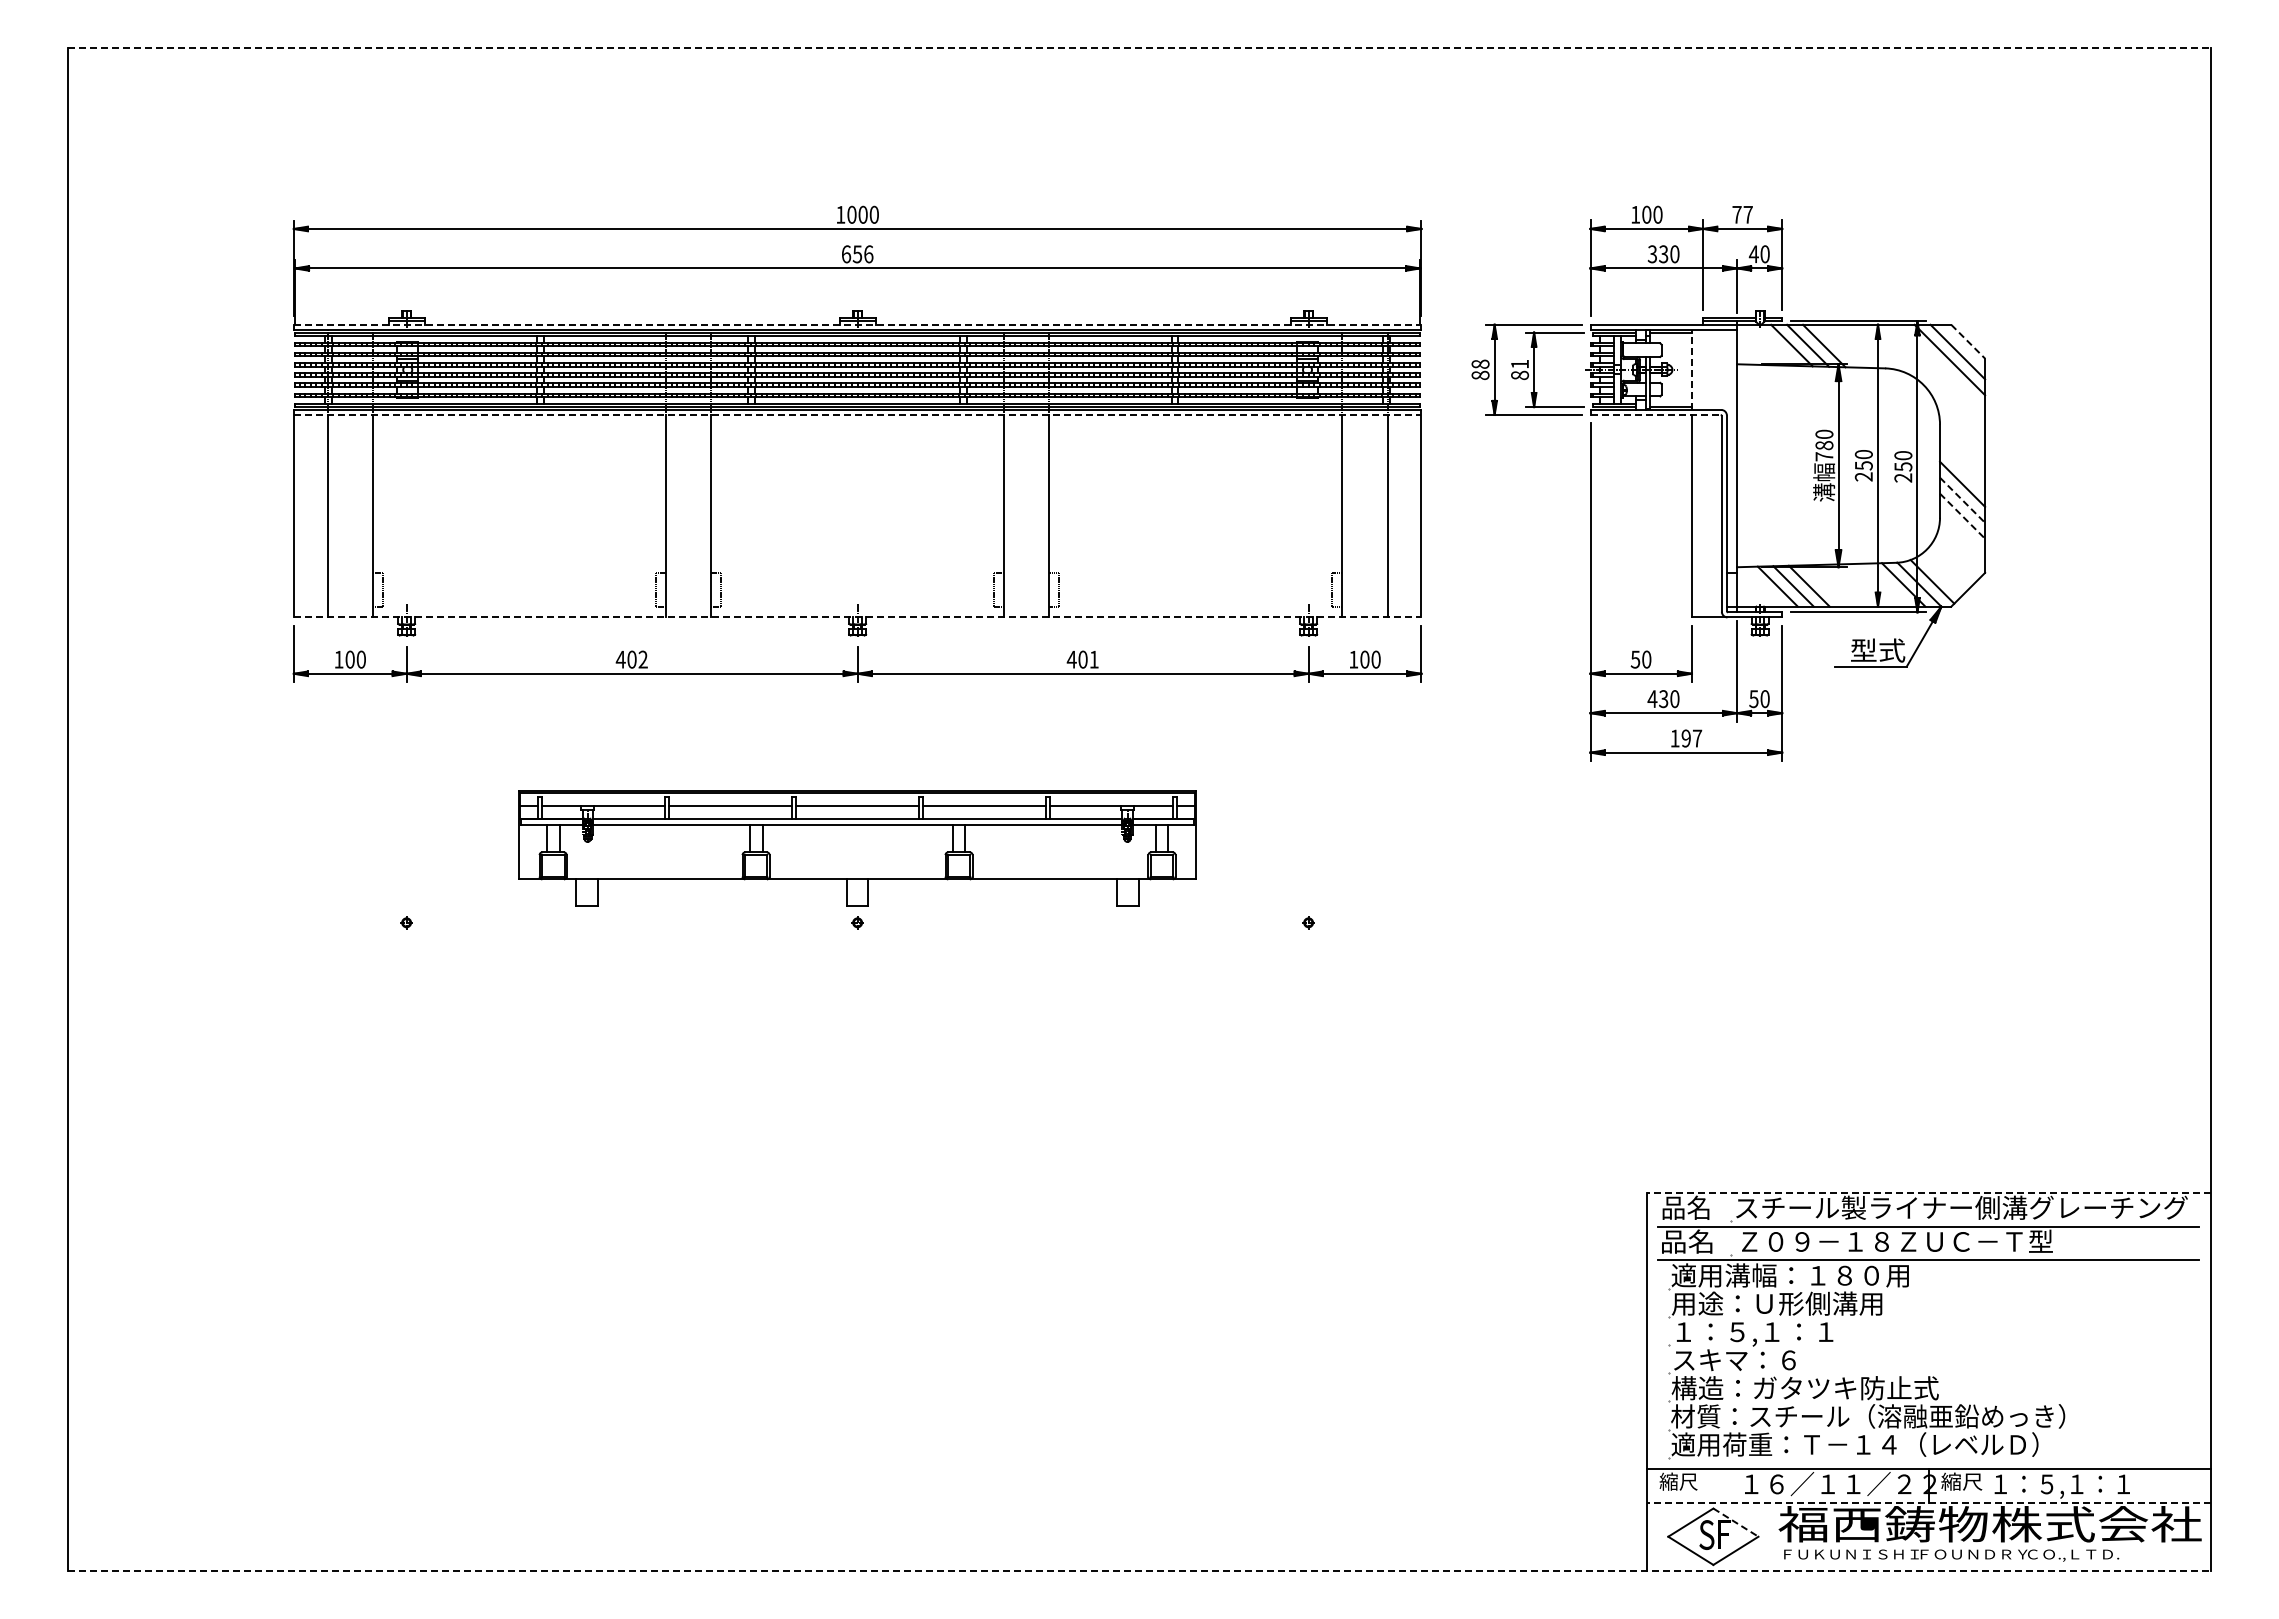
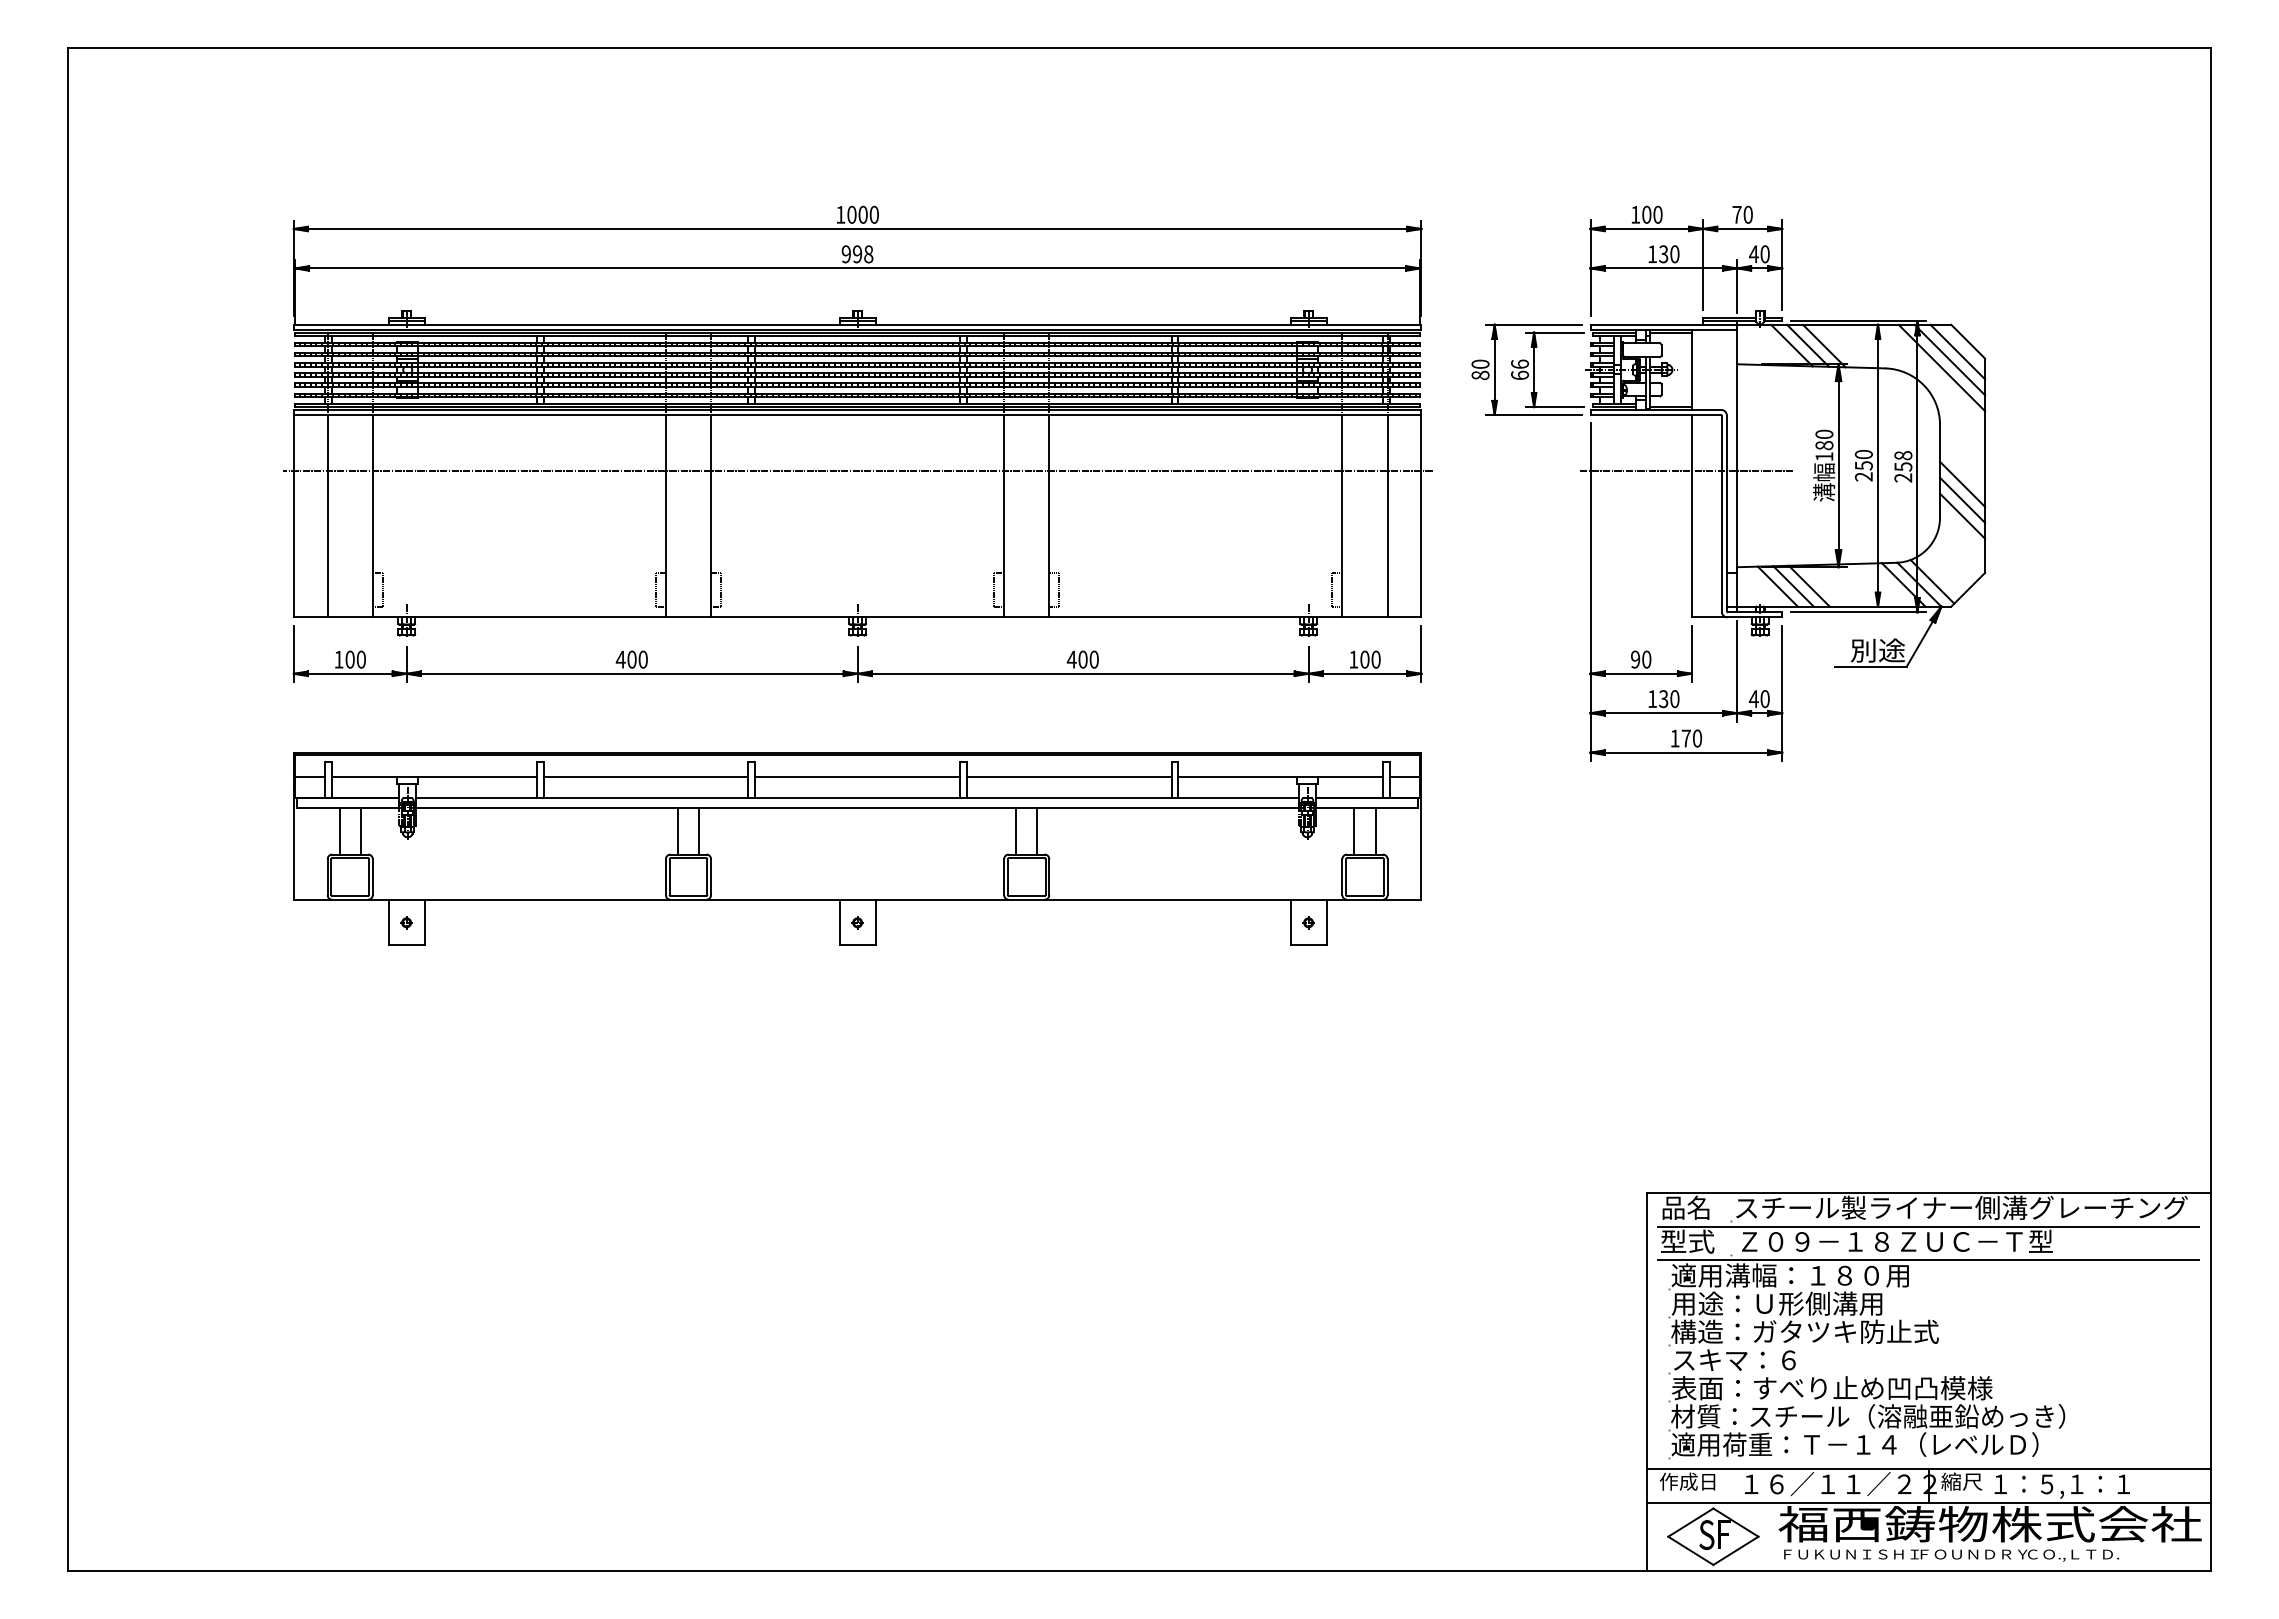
line: dashed -> solid (1139, 48)
text: 77 -> 70 (1747, 214)
text: 656 -> 998 (857, 254)
text: 330 -> 130 (1651, 254)
line: dashed -> solid (857, 324)
line: dashed -> solid (1968, 341)
text: 88 -> 80 (1480, 363)
line: none -> present (1941, 367)
text: 81 -> 66 (1520, 369)
line: dashed -> solid (1691, 369)
line: dashed -> solid (857, 415)
line: dashed -> solid (1656, 415)
text: 250 -> 258 (1903, 455)
text: 780 -> 180 (1824, 456)
line: none -> present (857, 471)
line: none -> present (1686, 471)
line: dashed -> solid (1962, 500)
line: dashed -> solid (1962, 516)
line: dashed -> solid (857, 617)
text: 型式 -> 別途 (1877, 650)
text: 402 -> 400 (642, 659)
text: 401 -> 400 (1093, 659)
text: 50 -> 90 (1635, 659)
text: 430 -> 130 (1652, 698)
text: 50 -> 40 (1753, 699)
text: 197 -> 170 (1691, 738)
part size: 679x117 px -> 1129x194 px (857, 848)
line: dashed -> solid (1928, 1192)
text: 品名 -> 型式 (1687, 1241)
text: １：５,１：１ -> 構造：ガタツキ防止式 (1804, 1332)
text: 構造：ガタツキ防止式 -> 表面：すべり止め凹凸模様 (1832, 1388)
text: 縮尺 -> 作成日 (1687, 1481)
line: dashed -> solid (1928, 1502)
line: dashed -> solid (1735, 1522)
line: dashed -> solid (1139, 1570)
